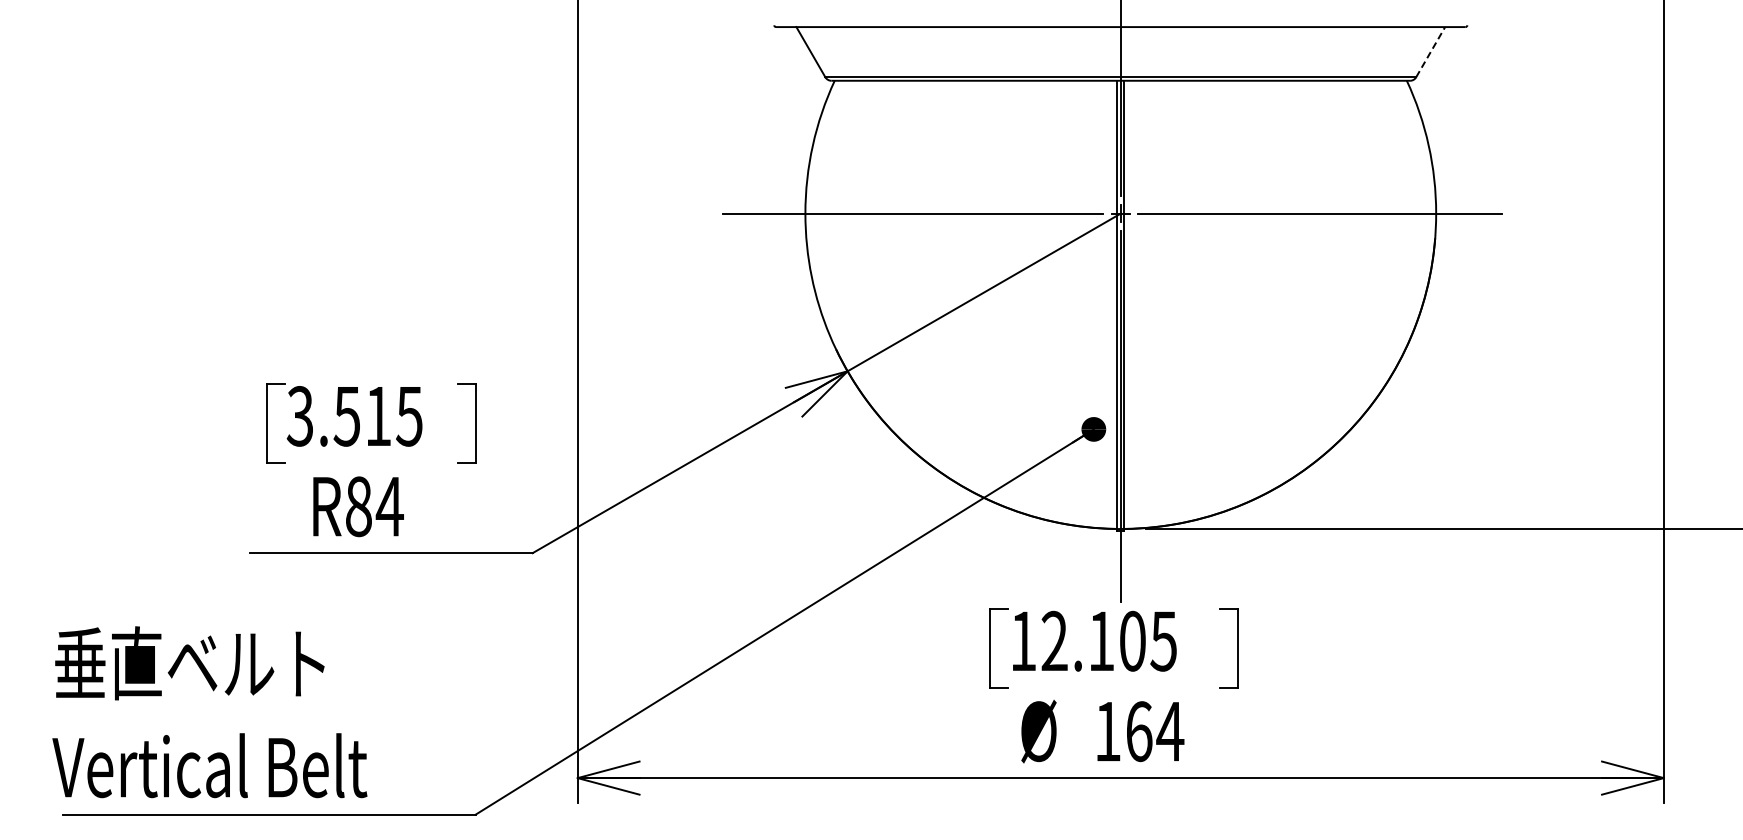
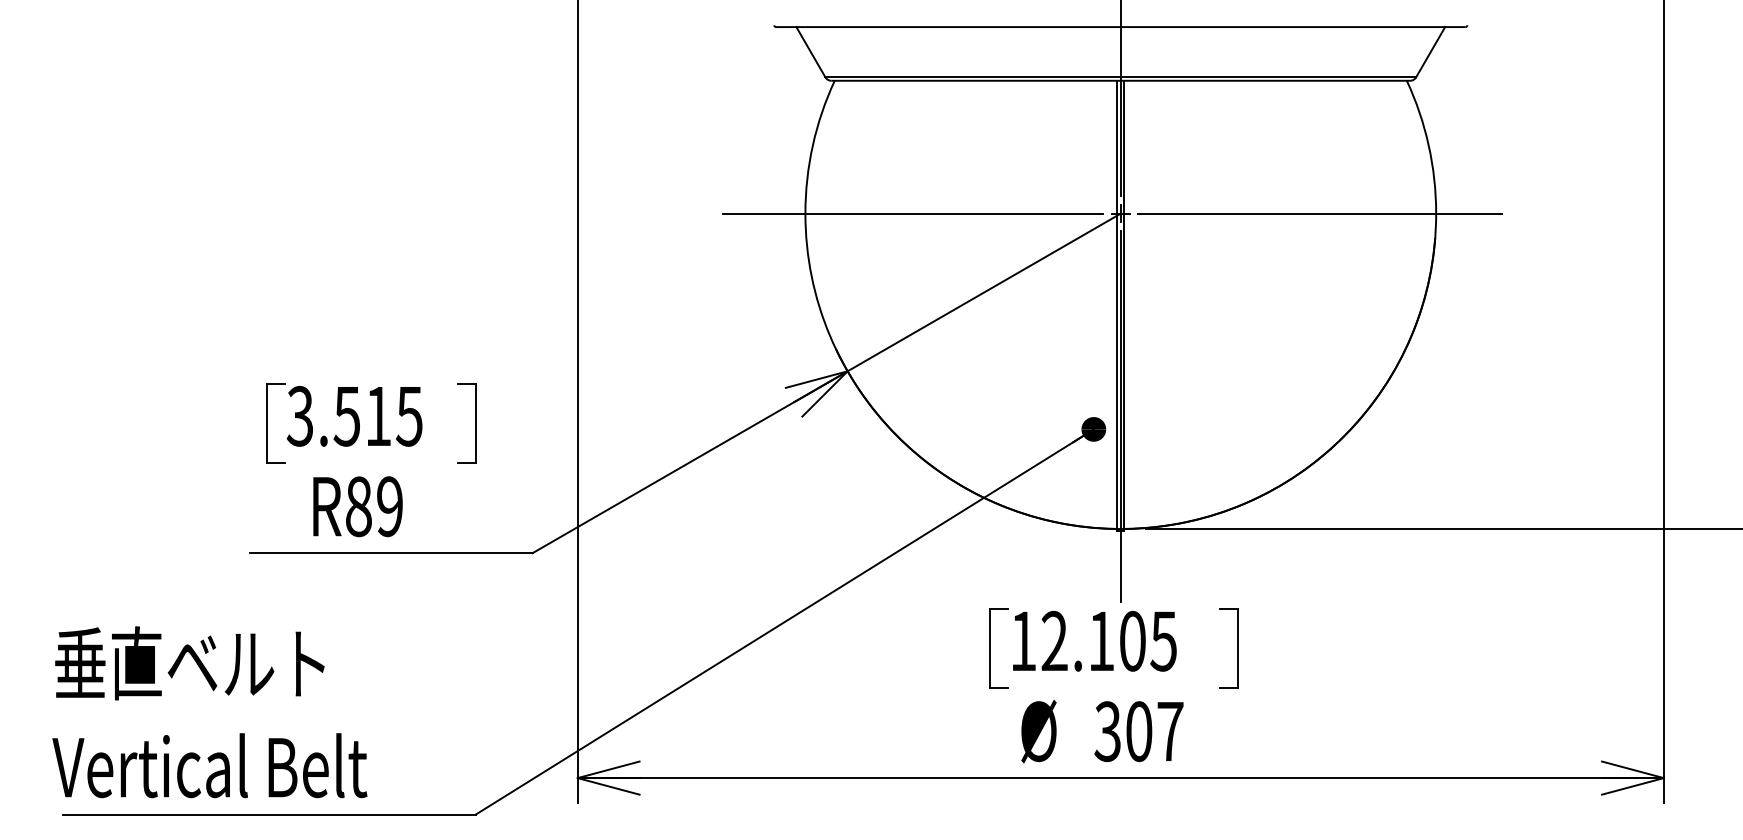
line: dashed -> solid (1430, 52)
text: R84 -> R89 (389, 506)
text: 164 -> 307 (1139, 731)
